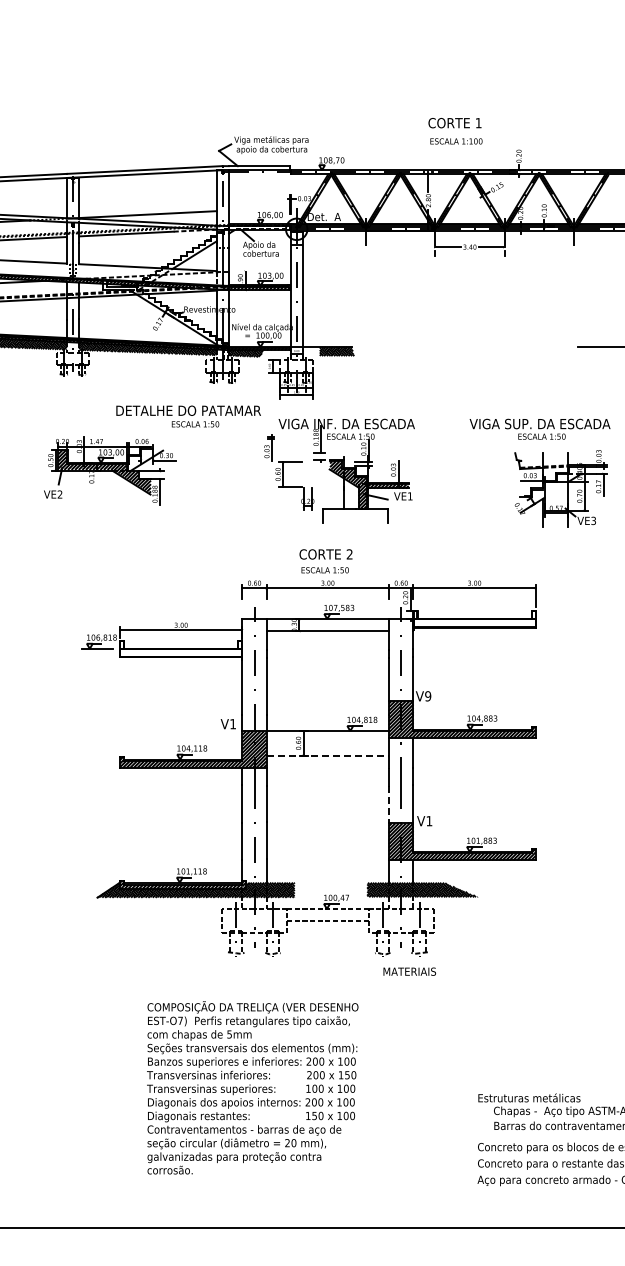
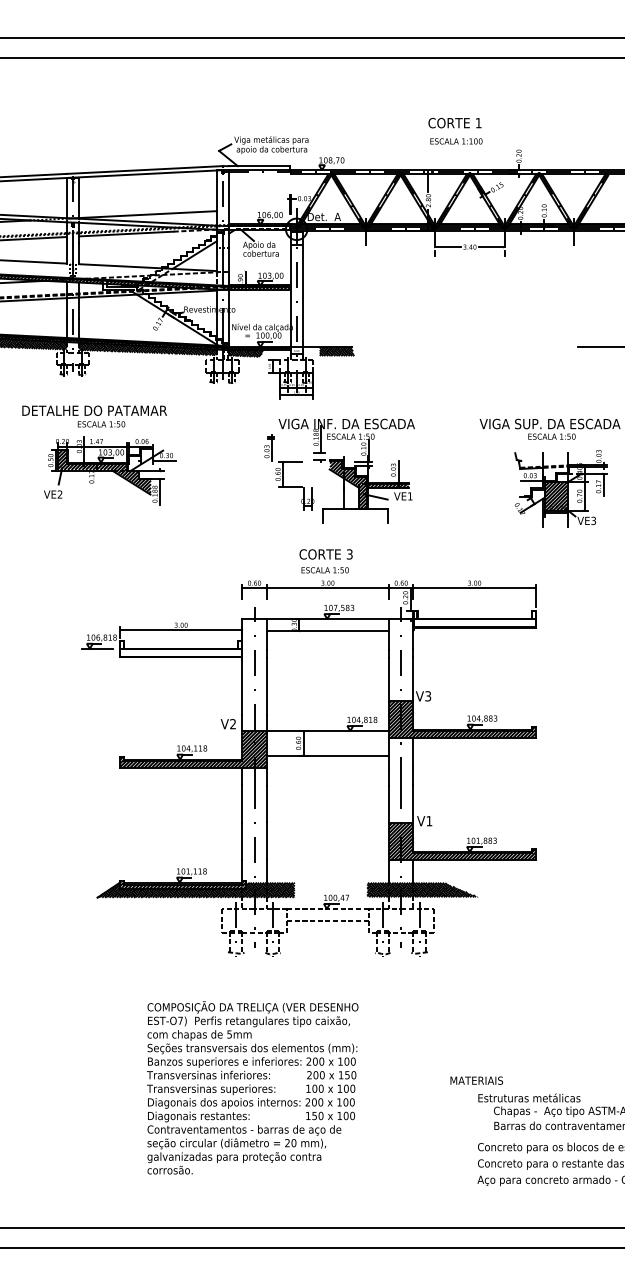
line: none -> present (311, 37)
line: none -> present (311, 58)
text position: (188, 416) -> (94, 416) (94, 416)
text position: (539, 428) -> (549, 428) (549, 428)
hatch: none -> present (555, 495)
text: 2 -> 3 (349, 554)
text: V9 -> V3 (428, 696)
text: V1 -> V2 (232, 724)
line: dashed -> solid (328, 755)
line: dashed -> solid (389, 804)
text position: (409, 971) -> (476, 1080) (476, 1080)
line: none -> present (311, 1248)
